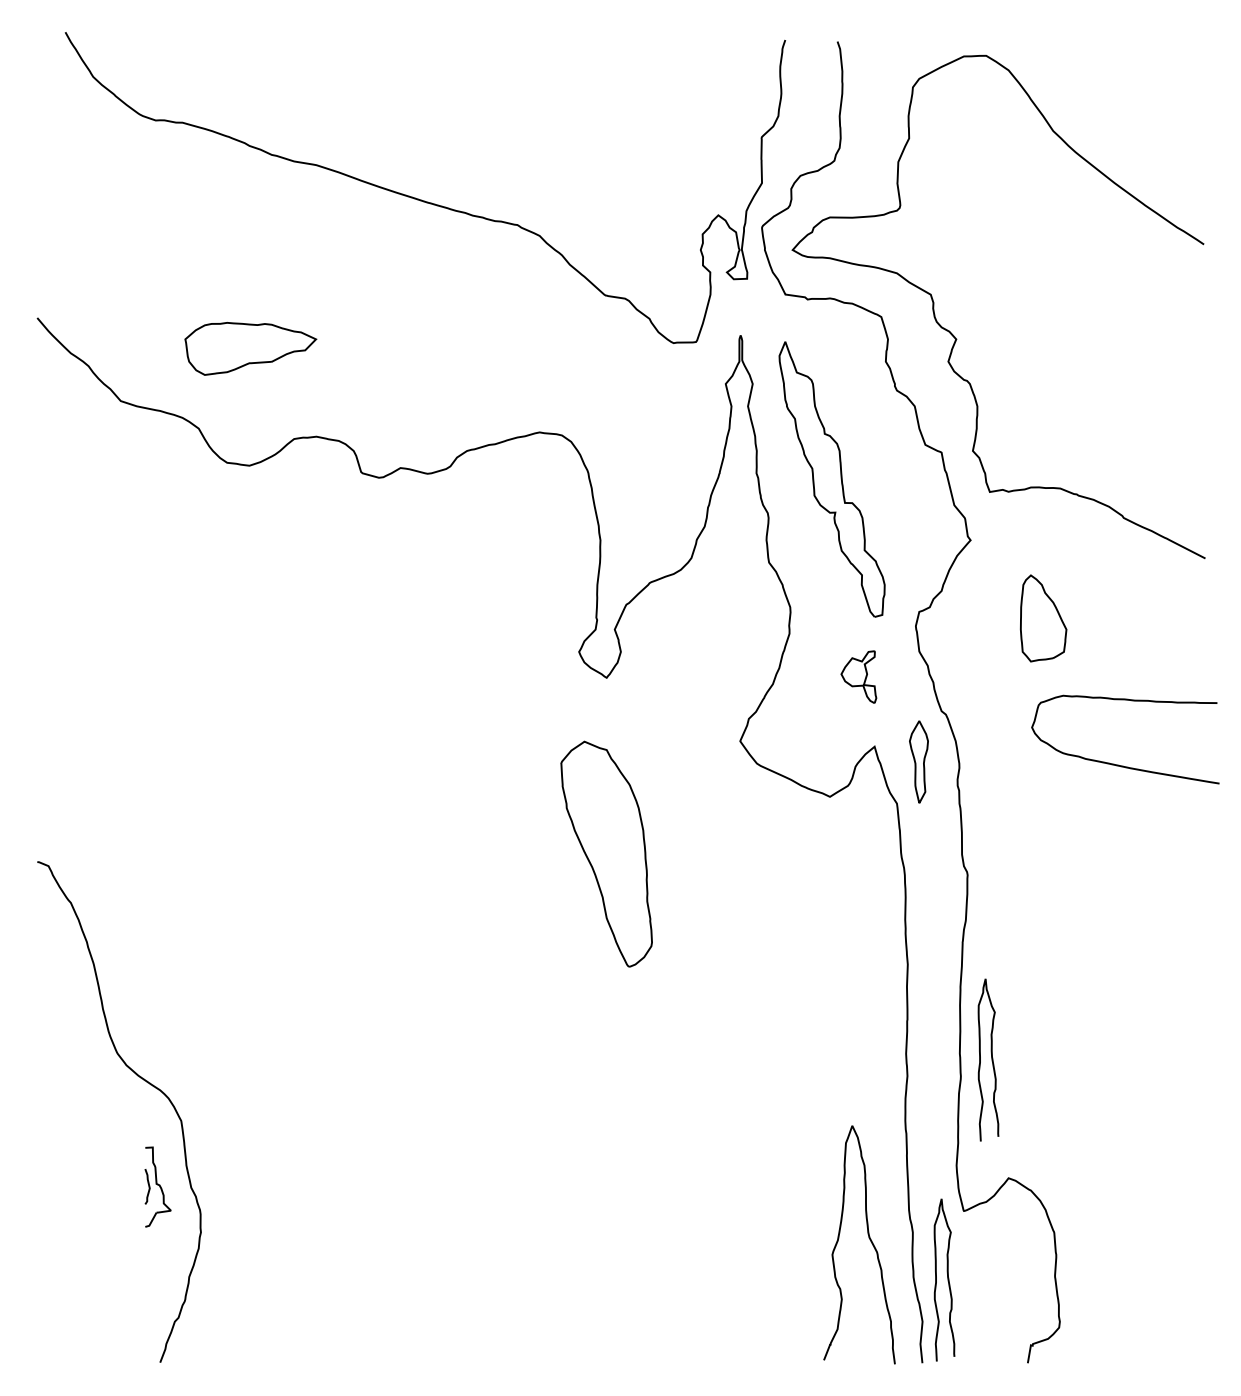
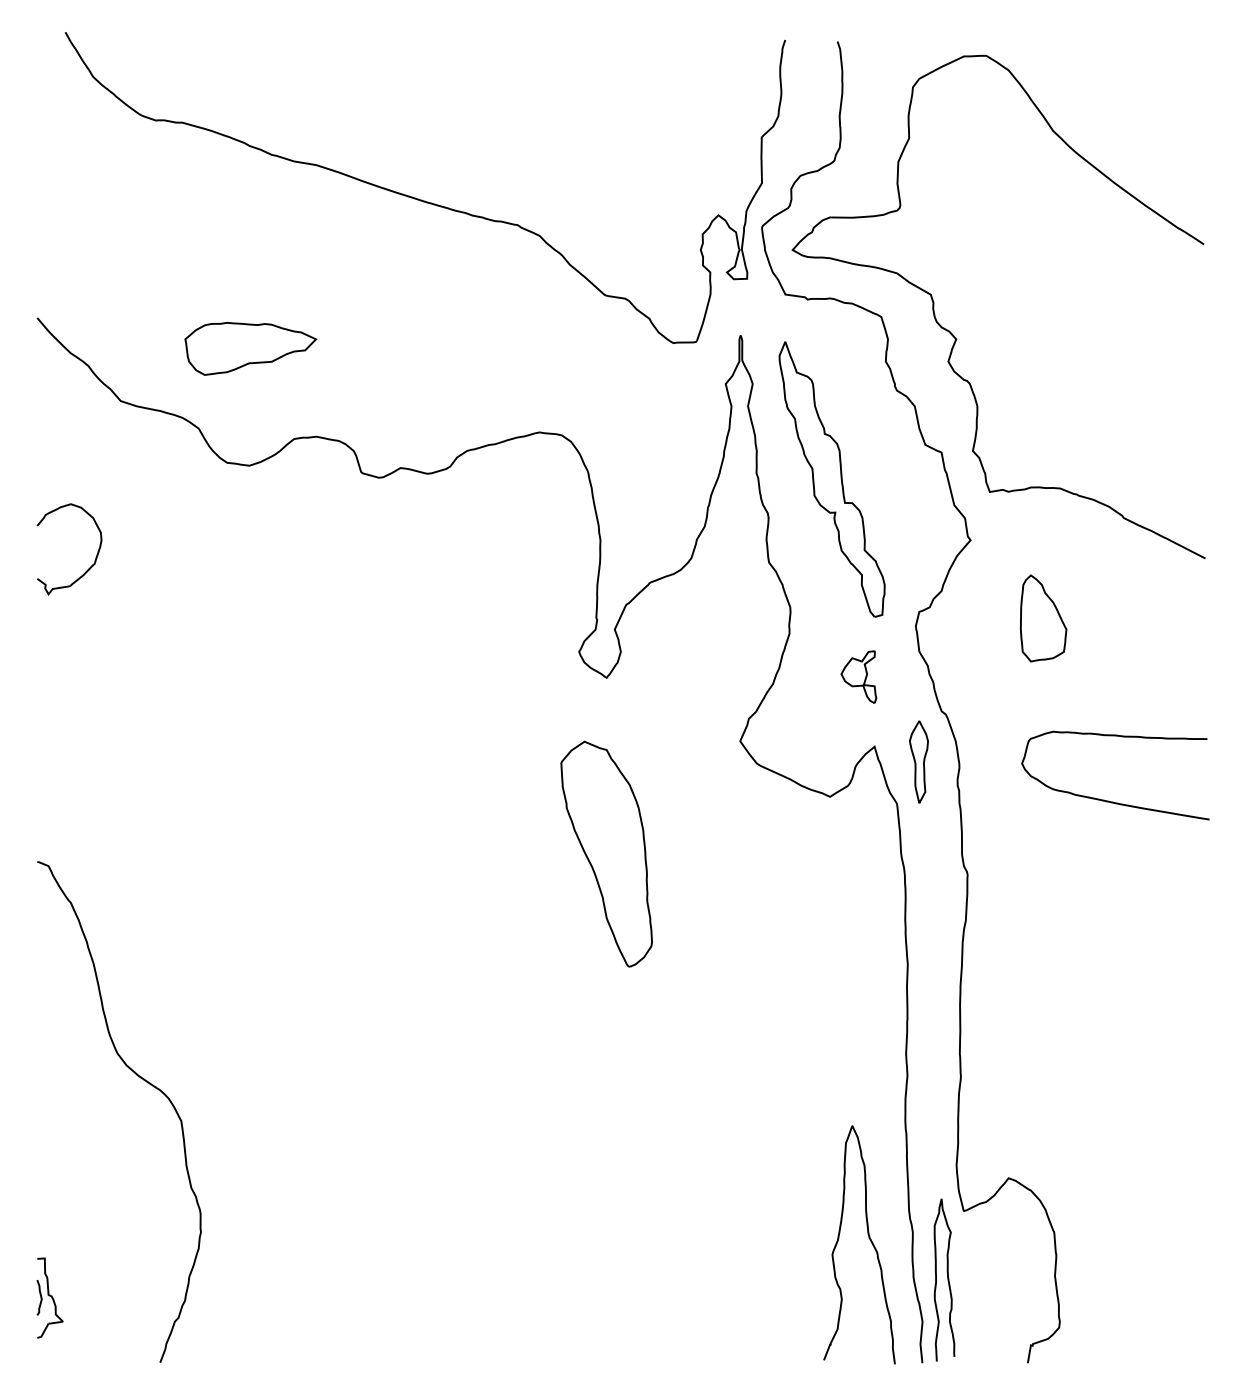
part: none -> present (88, 568)
curve position: (1118, 764) -> (1108, 800) (1108, 800)
curve: present -> none (991, 1059)
part position: (157, 1186) -> (49, 1297) (49, 1297)
